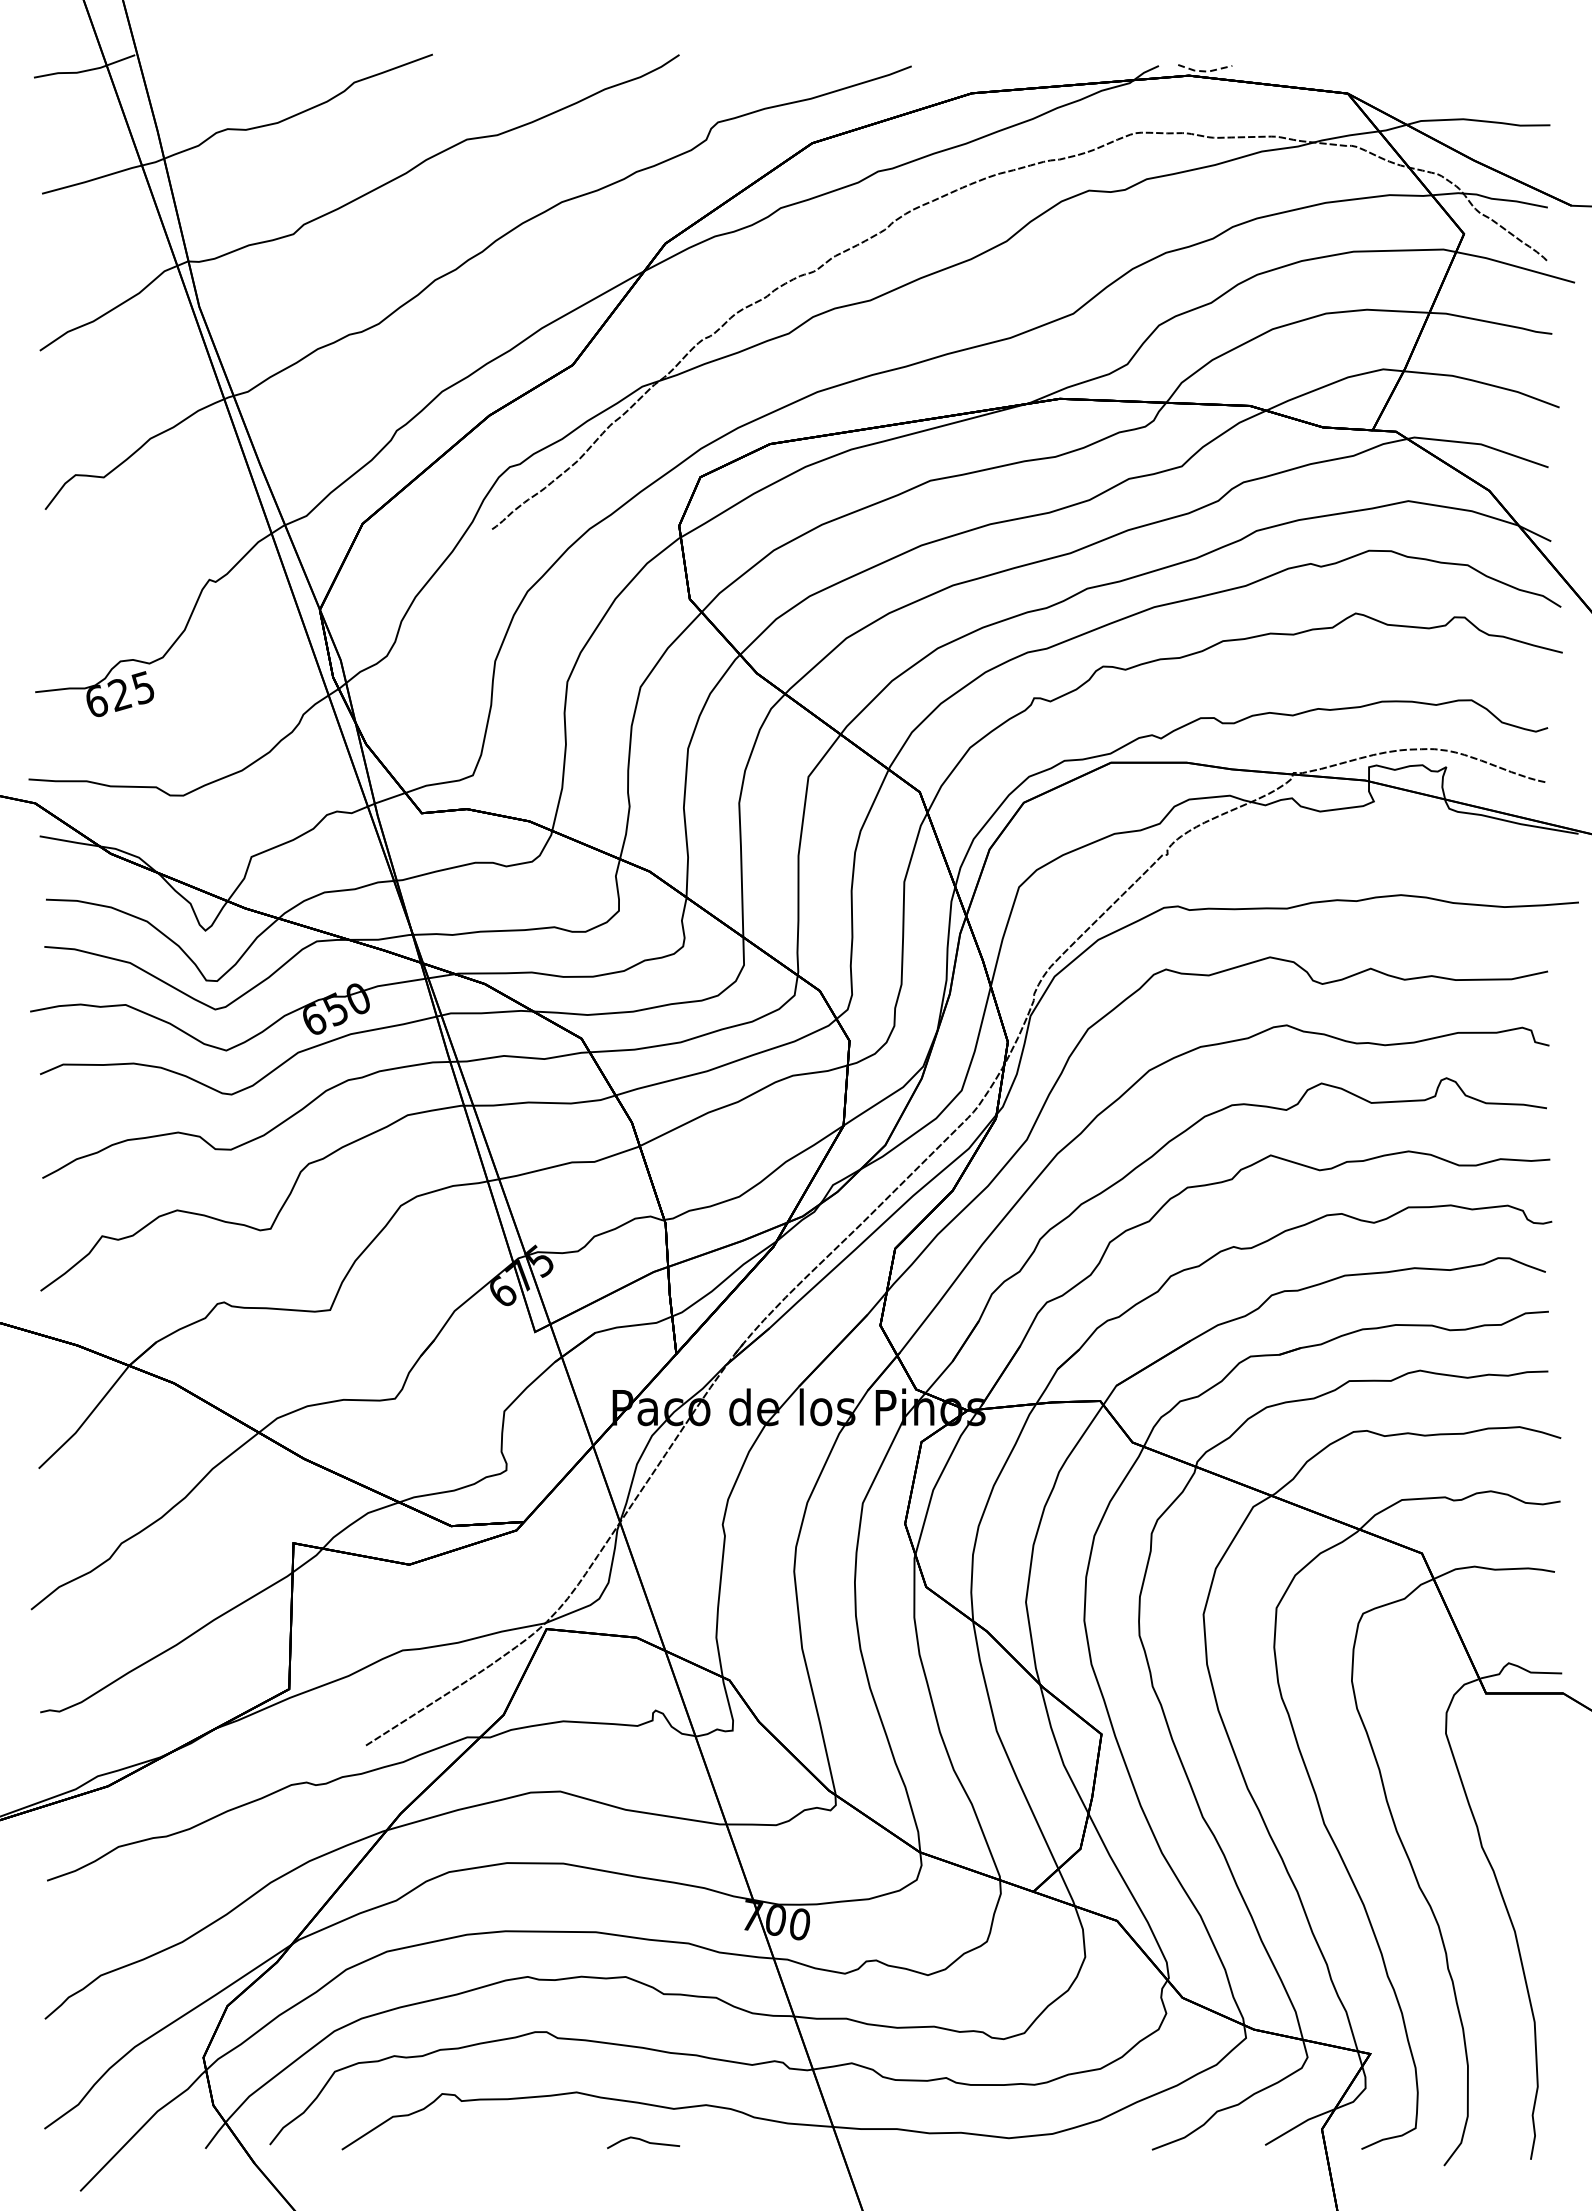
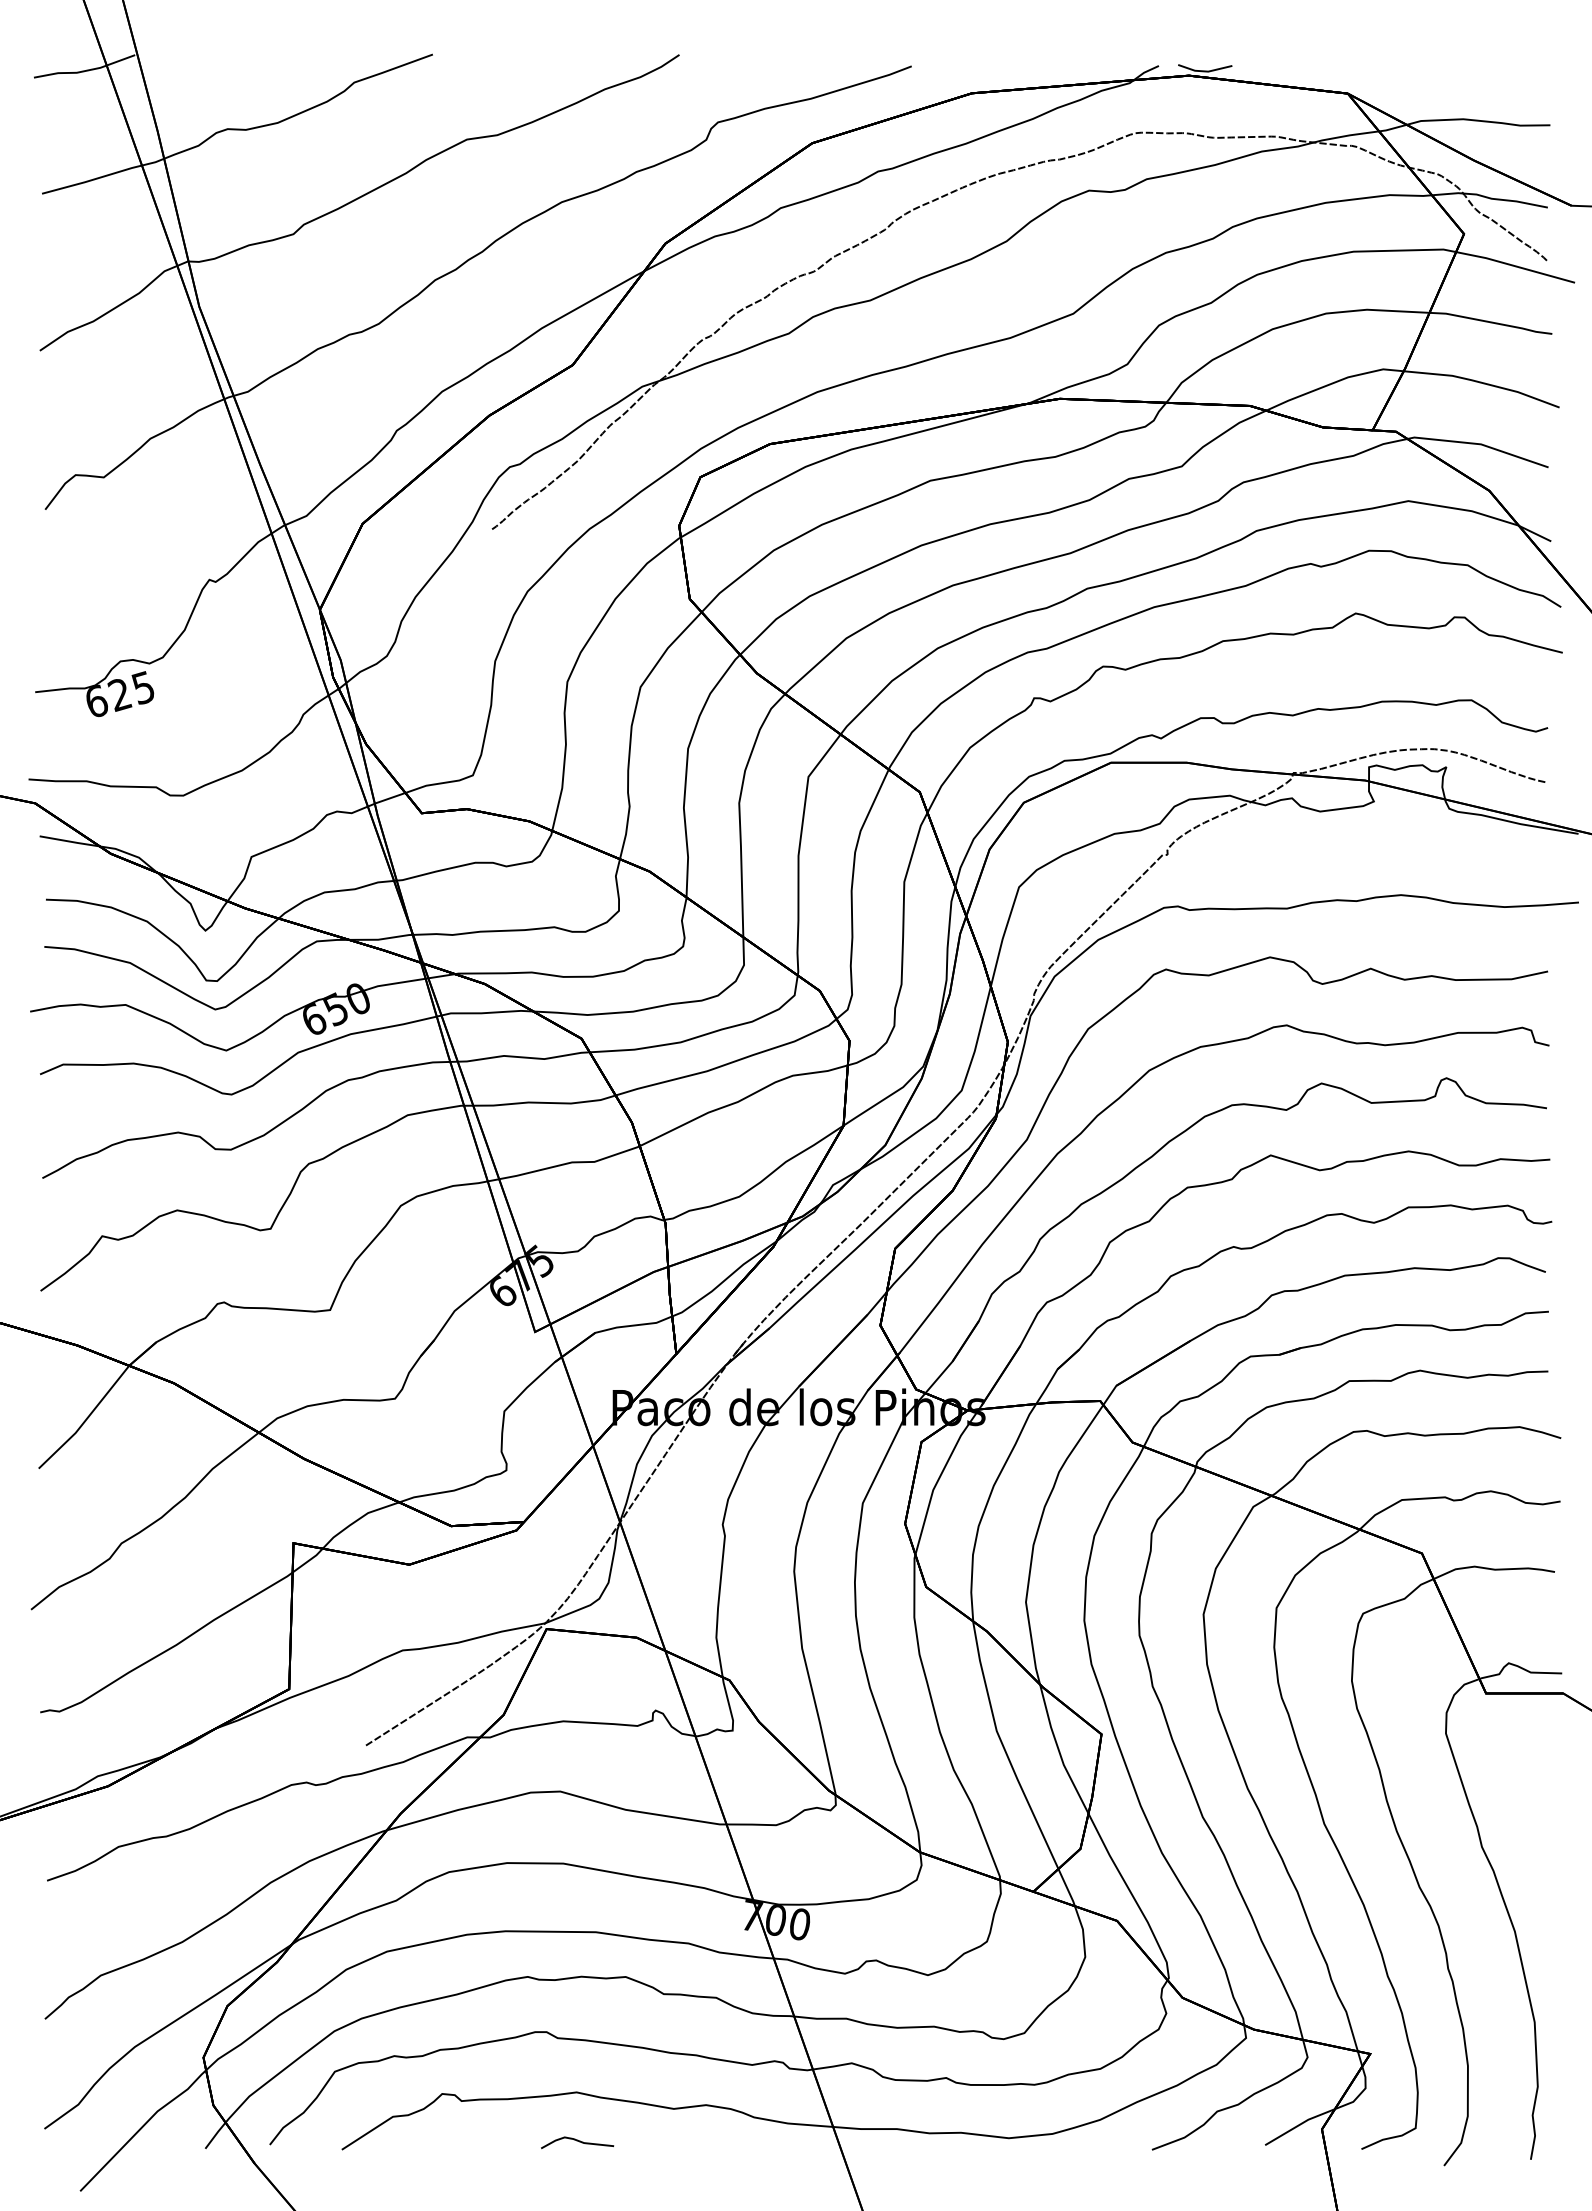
line: dashed -> solid (1205, 71)
curve position: (643, 2141) -> (577, 2141) (577, 2141)
